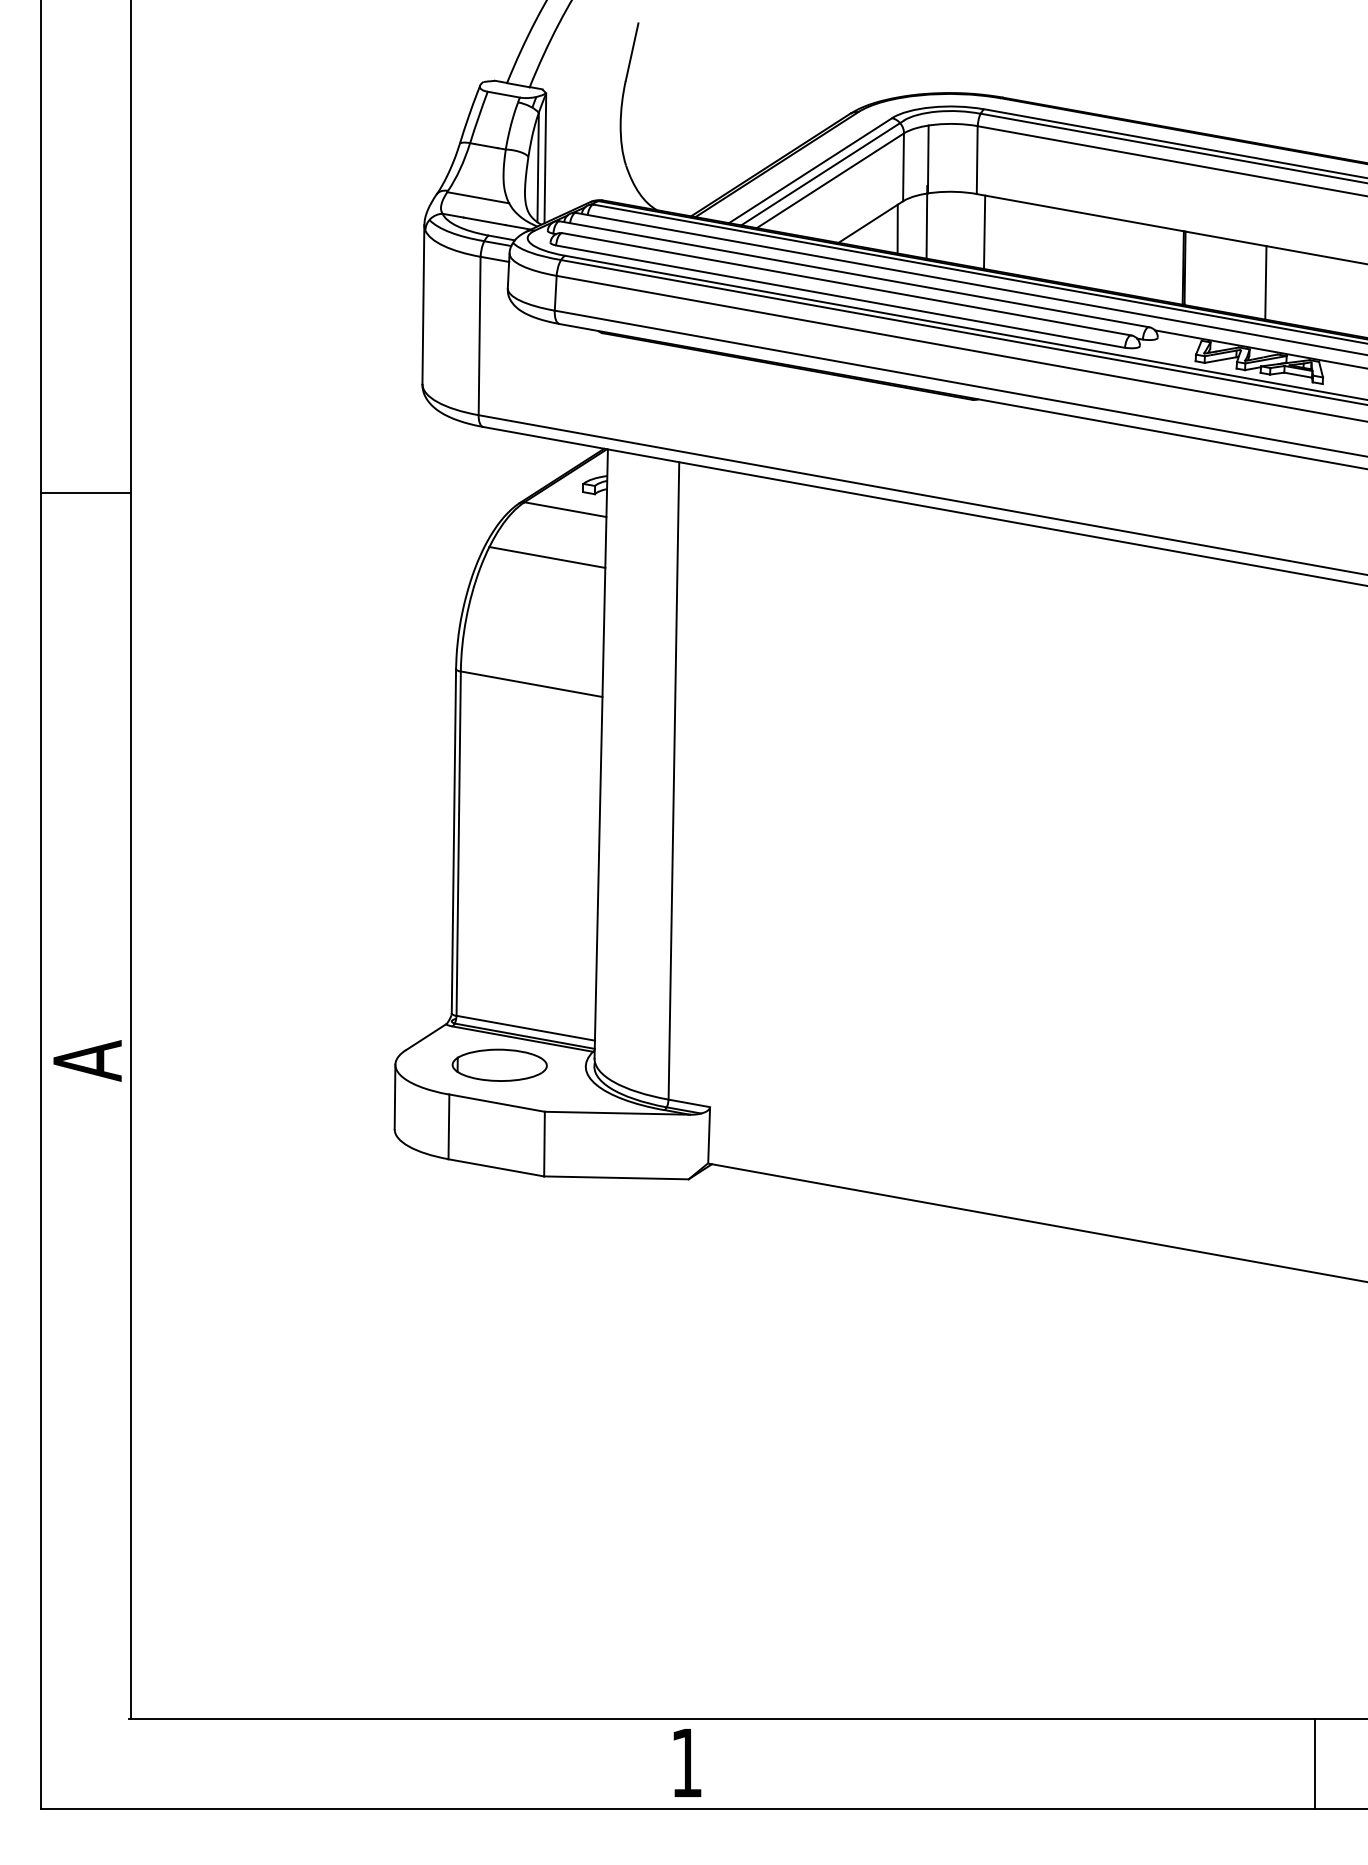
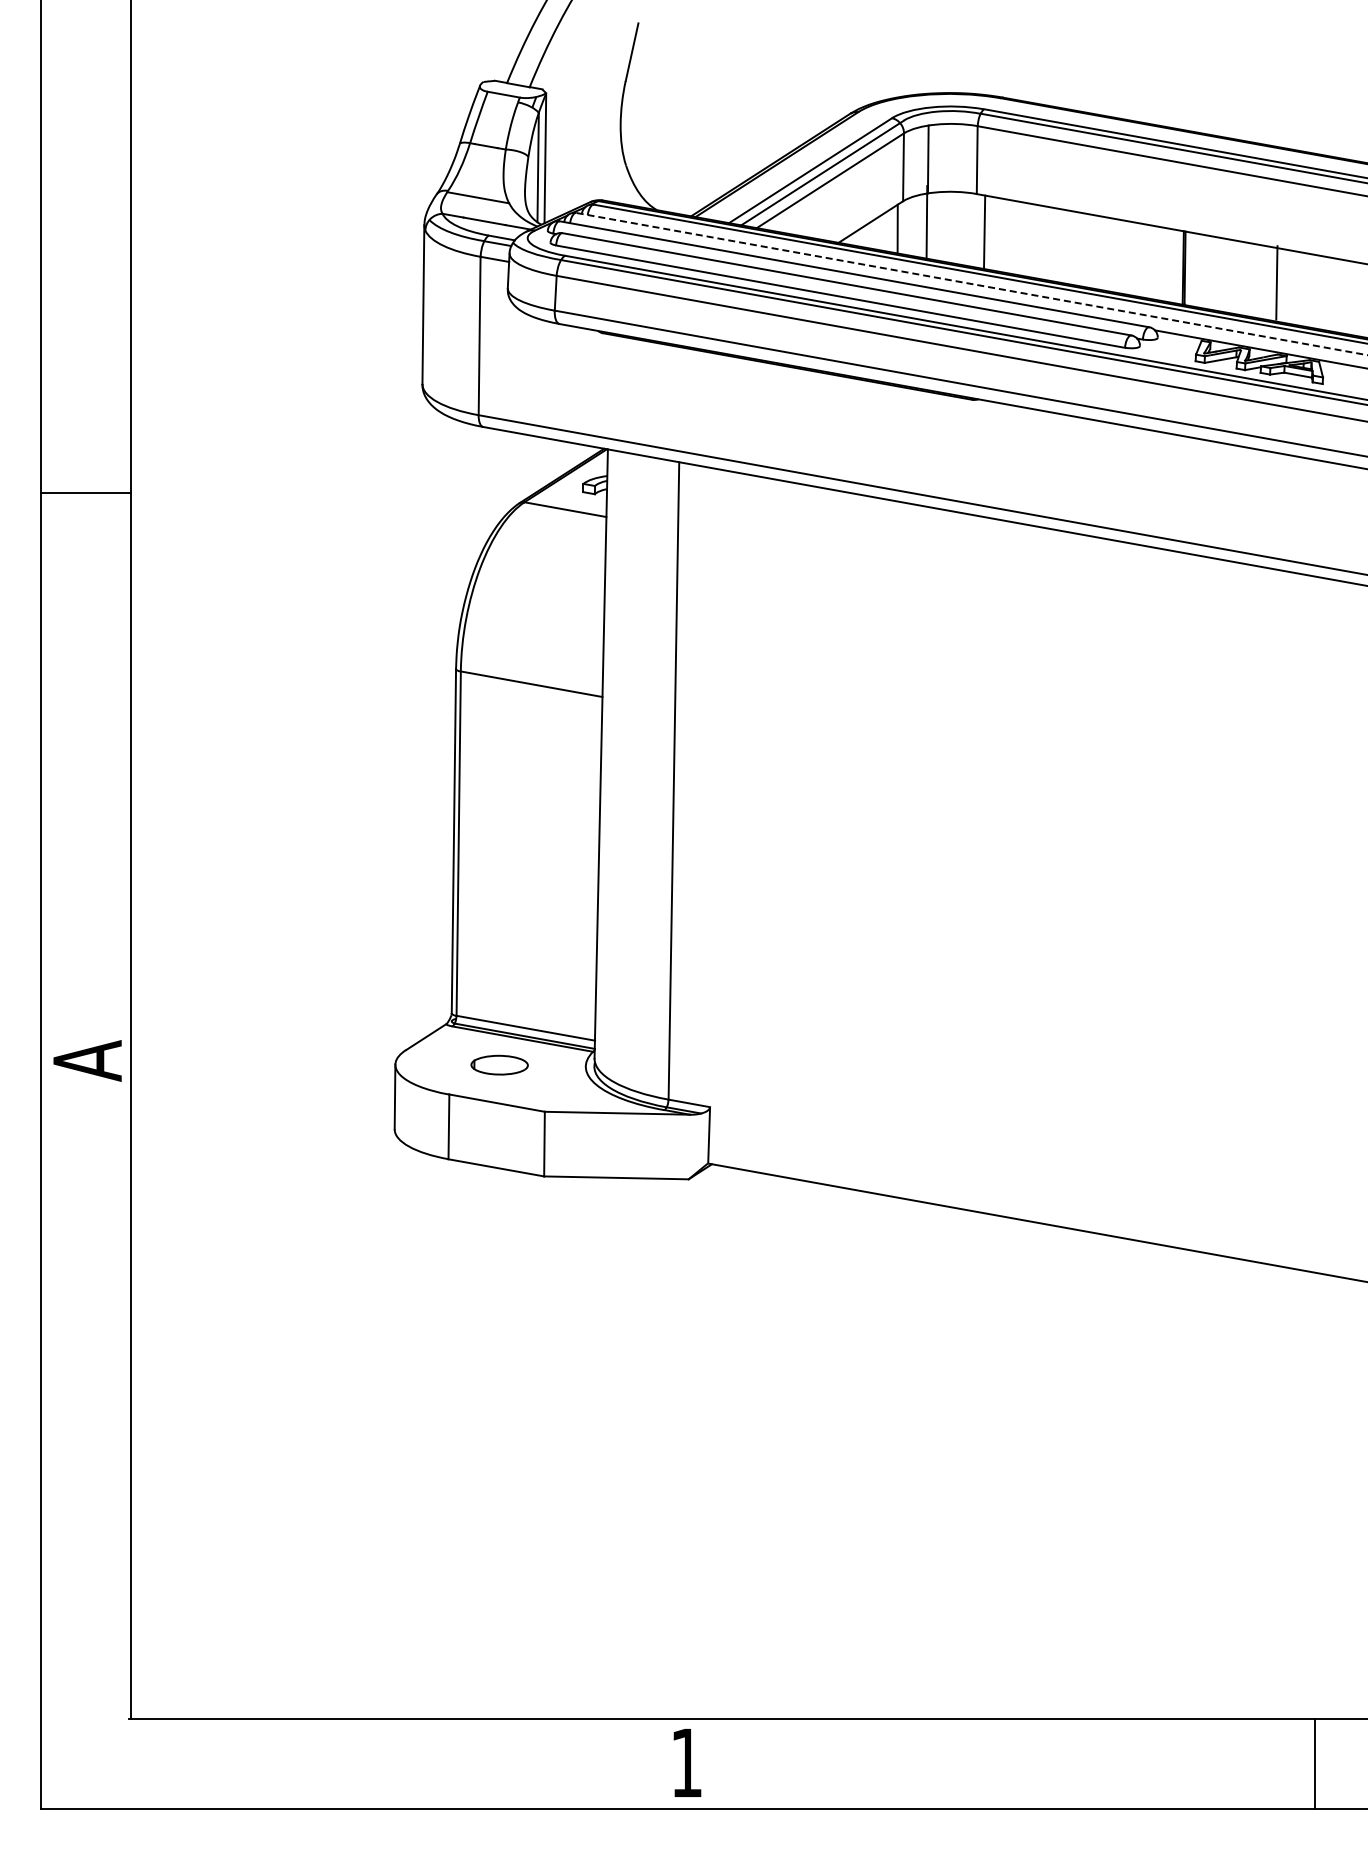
line position: (1265, 282) -> (1276, 282) (1276, 282)
line: solid -> dashed (971, 284)
line: present -> none (547, 557)
part size: 97x34 px -> 59x22 px (499, 1064)
